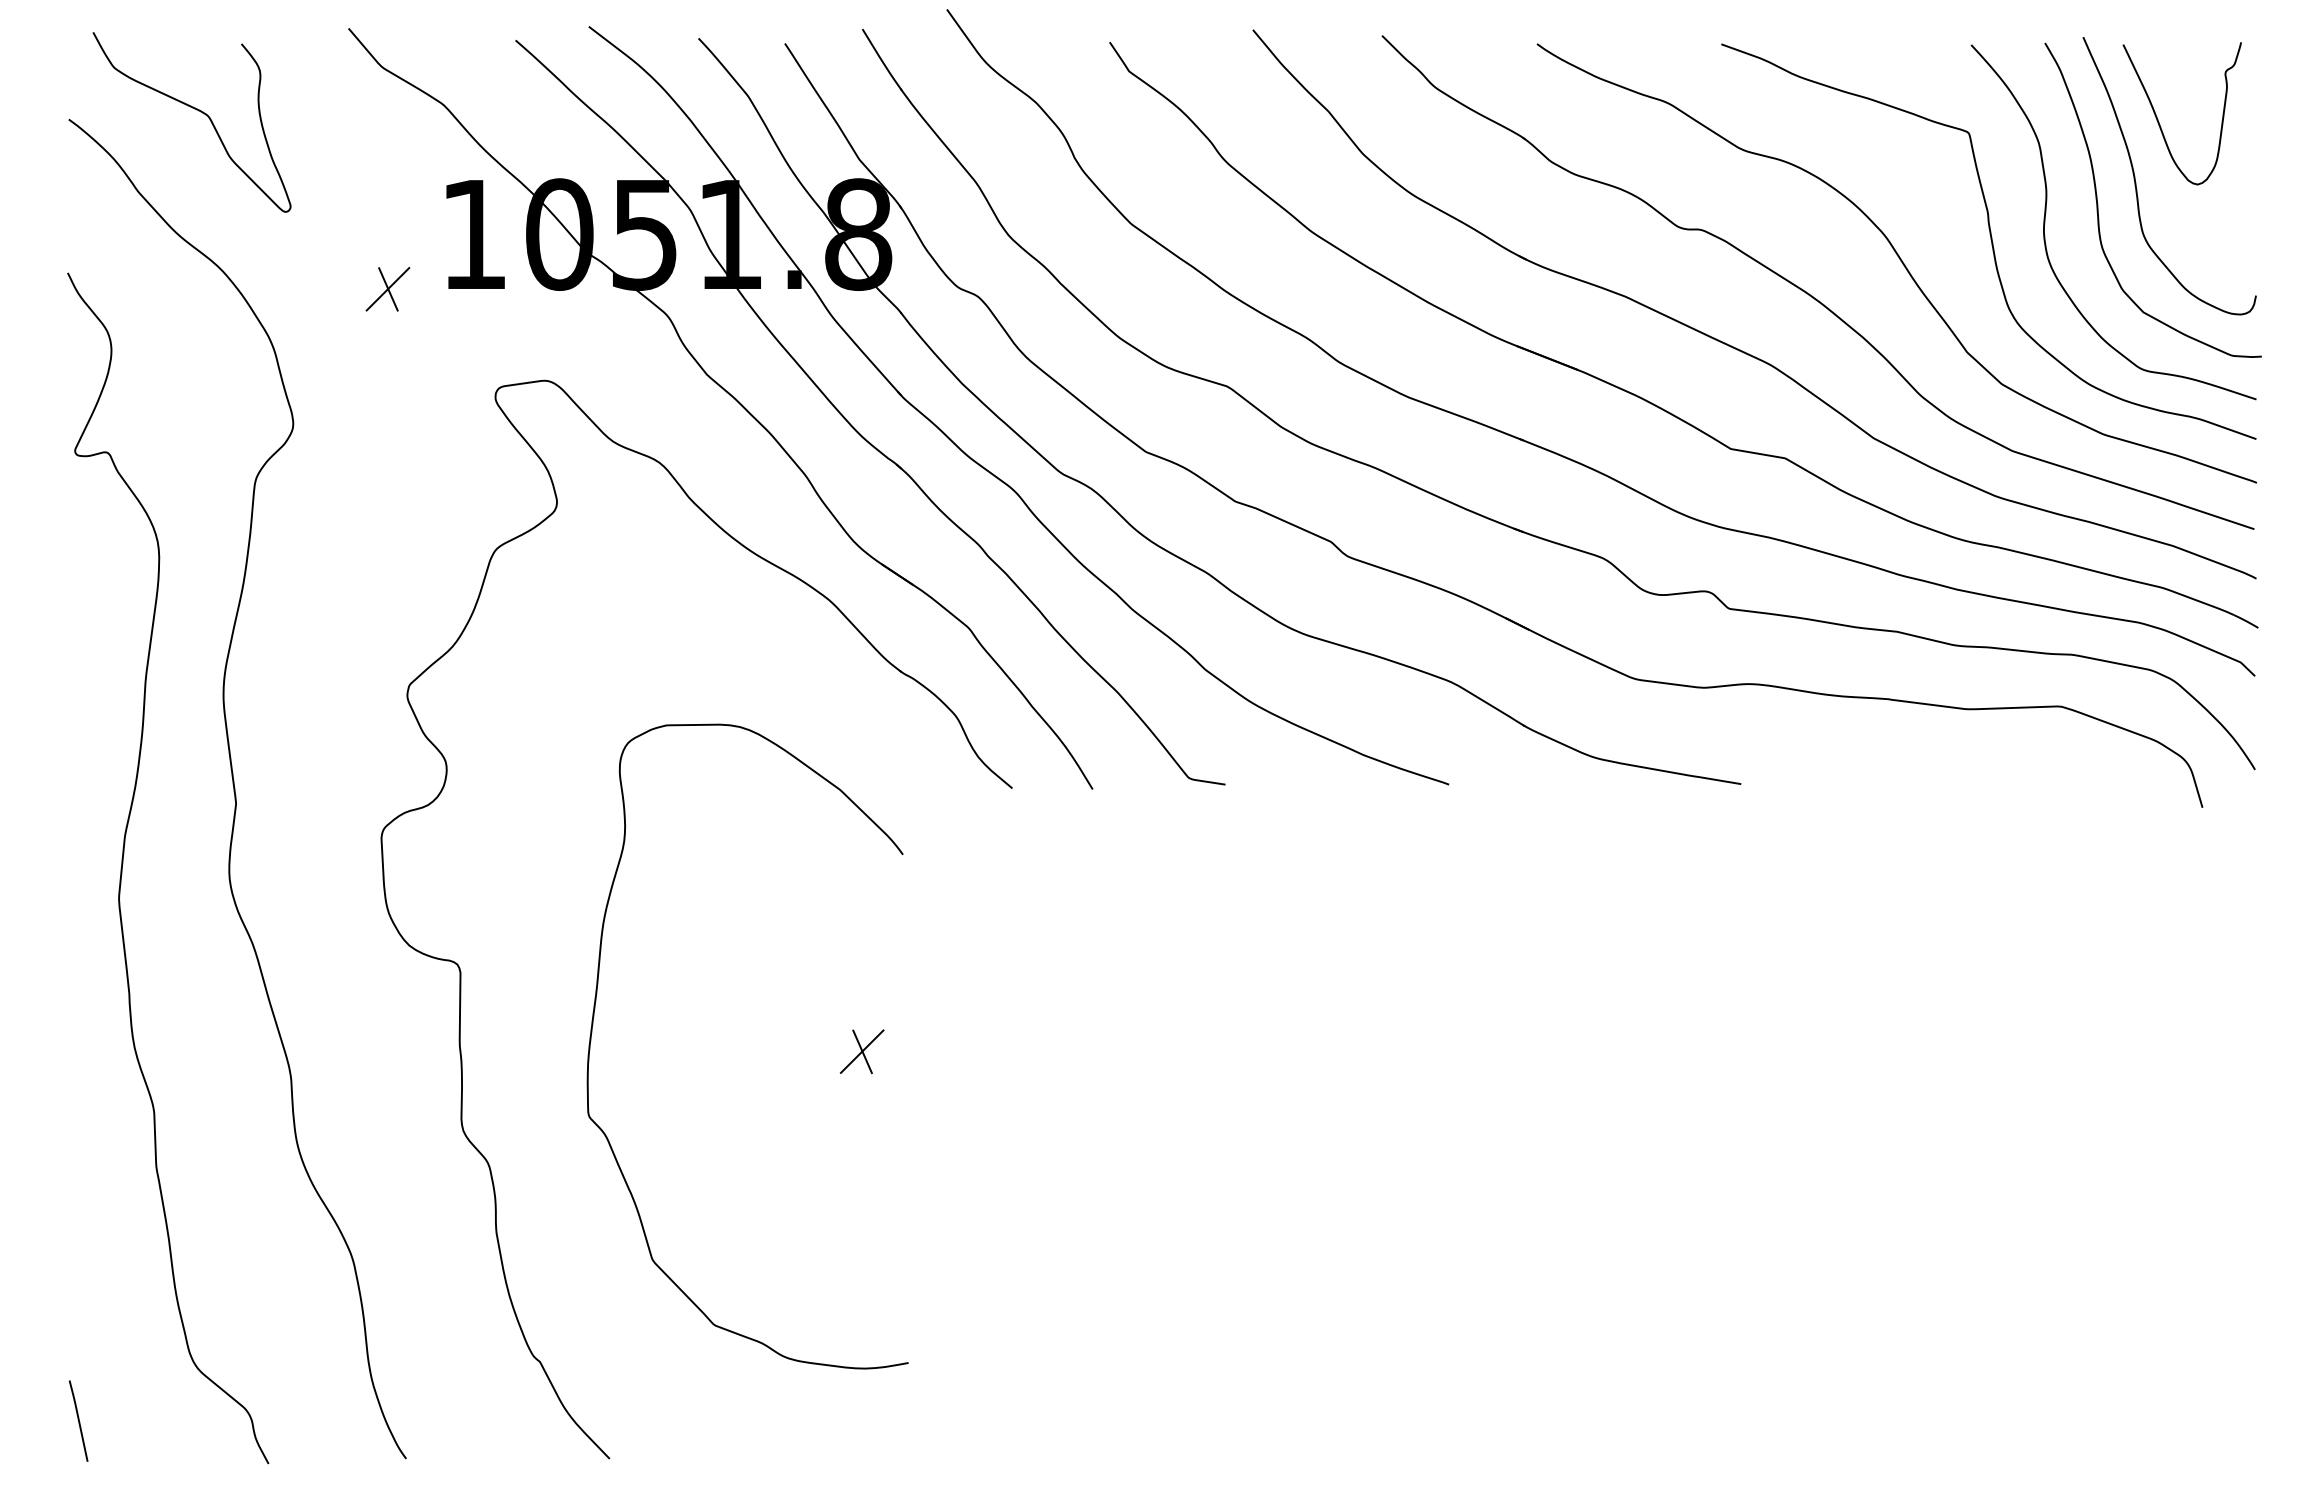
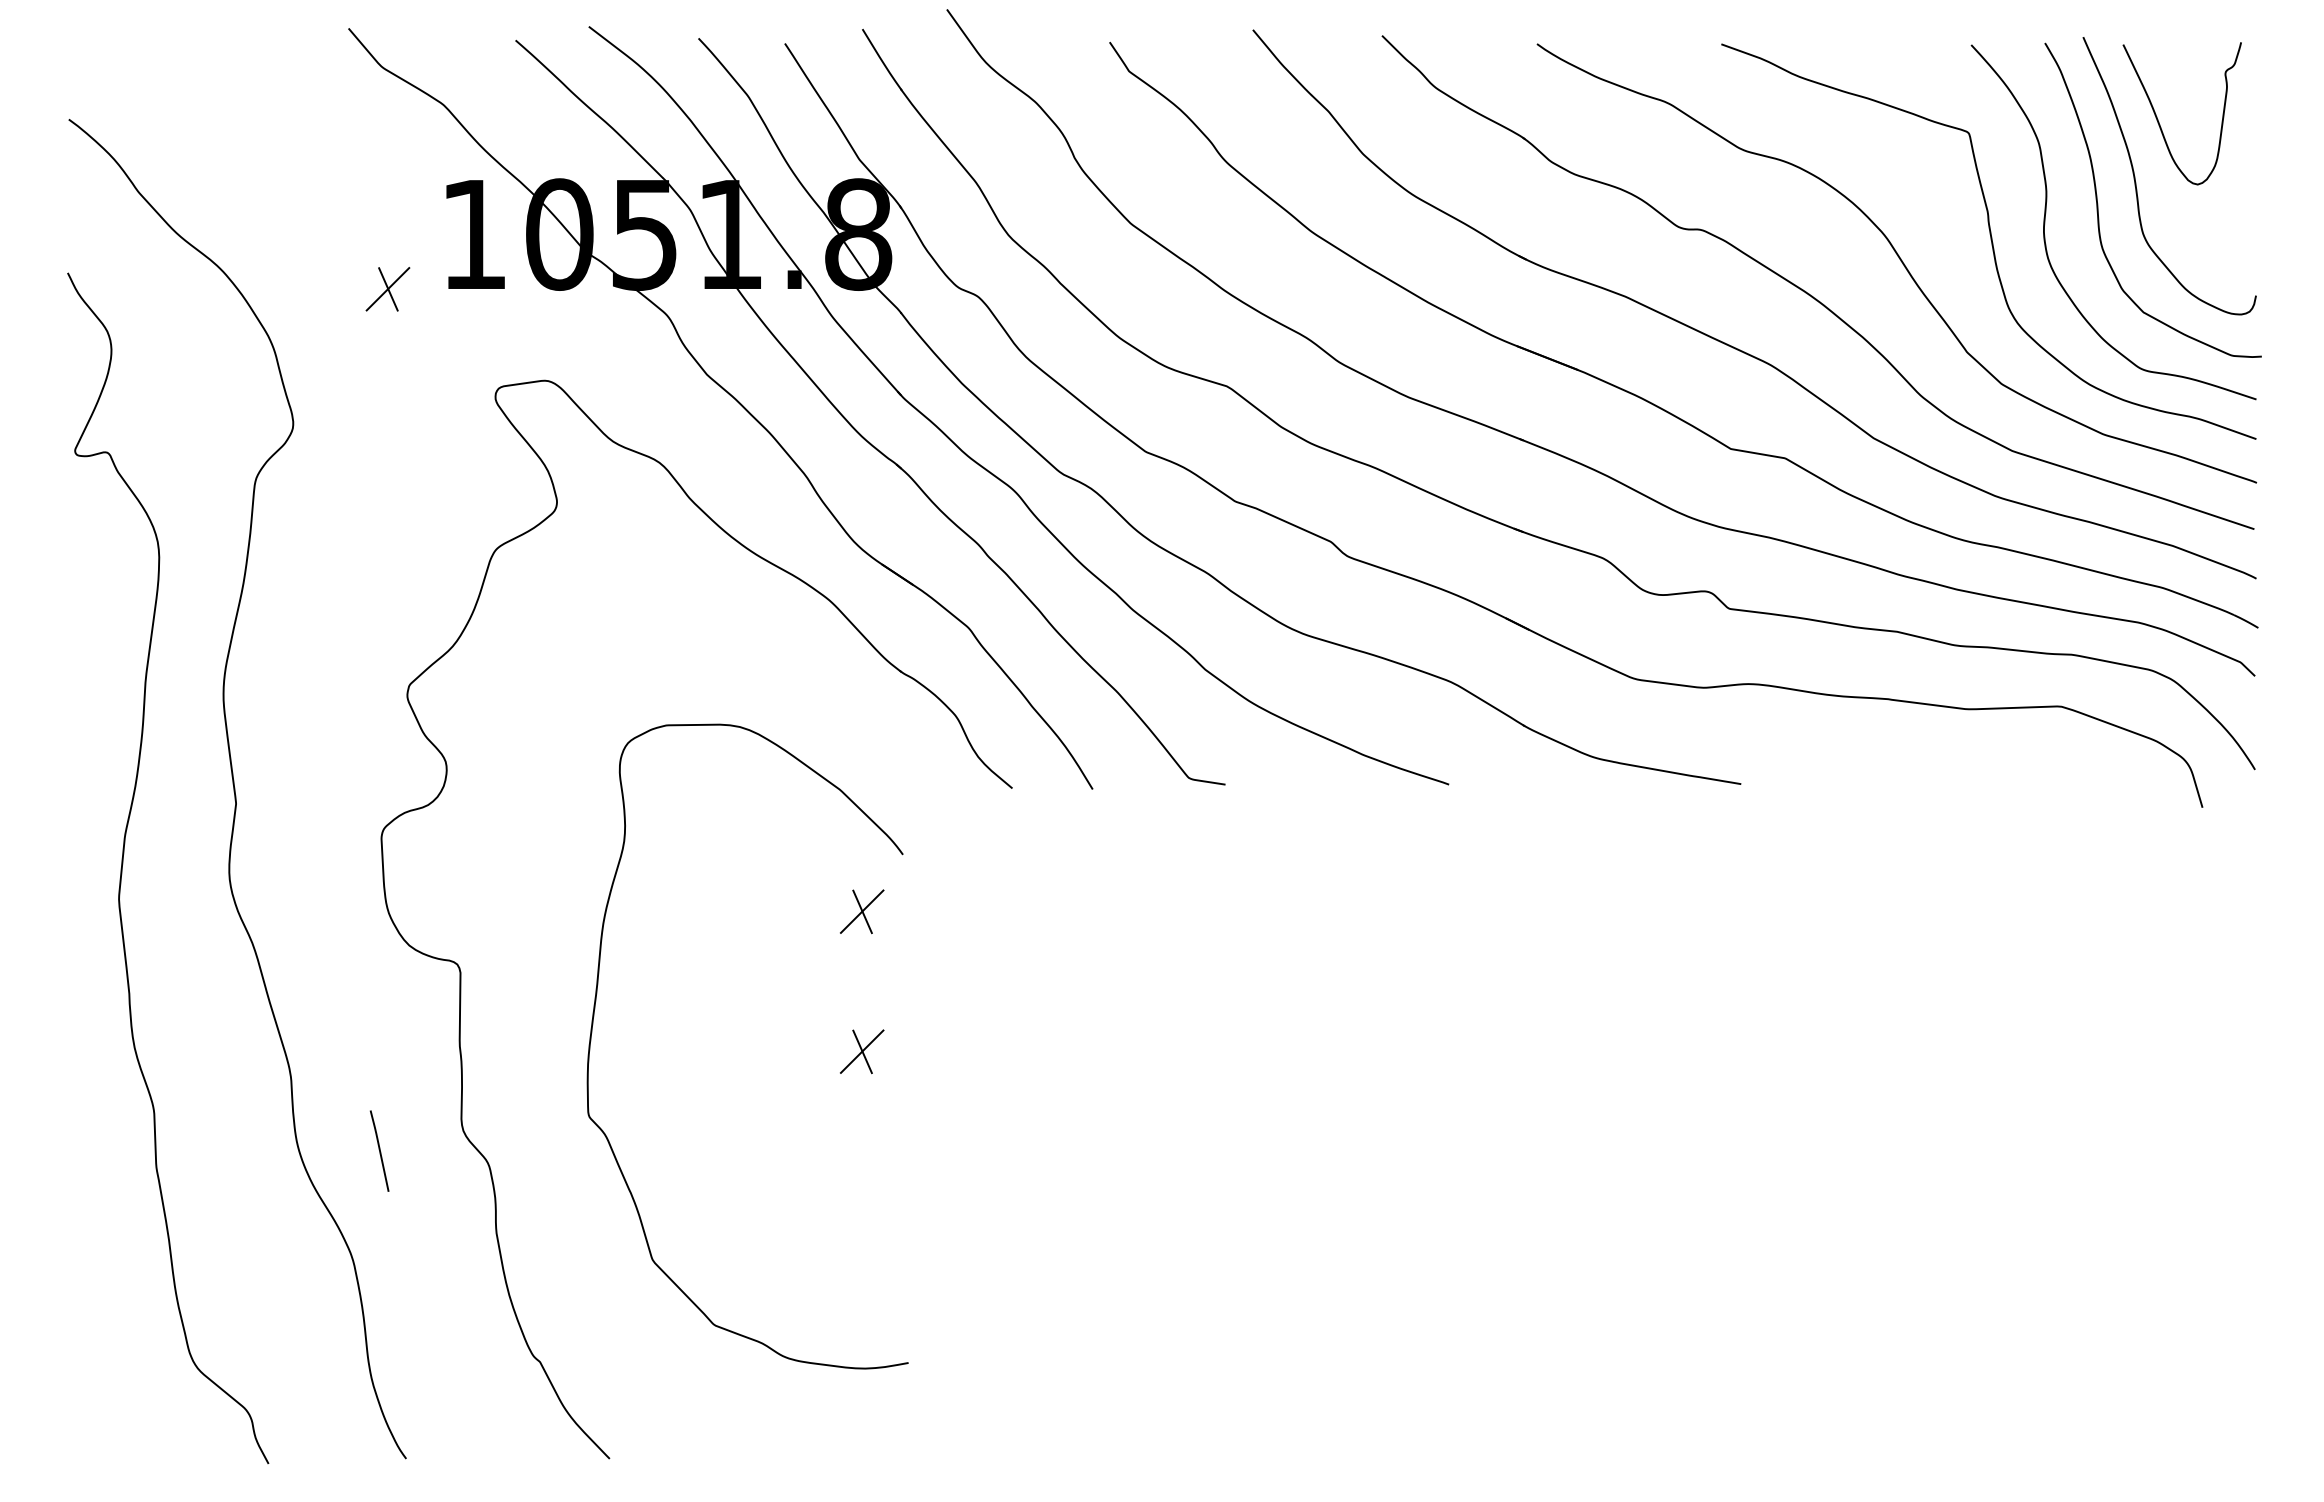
curve: present -> none (196, 110)
part: none -> present (862, 911)
line position: (78, 1420) -> (379, 1150) (379, 1150)
